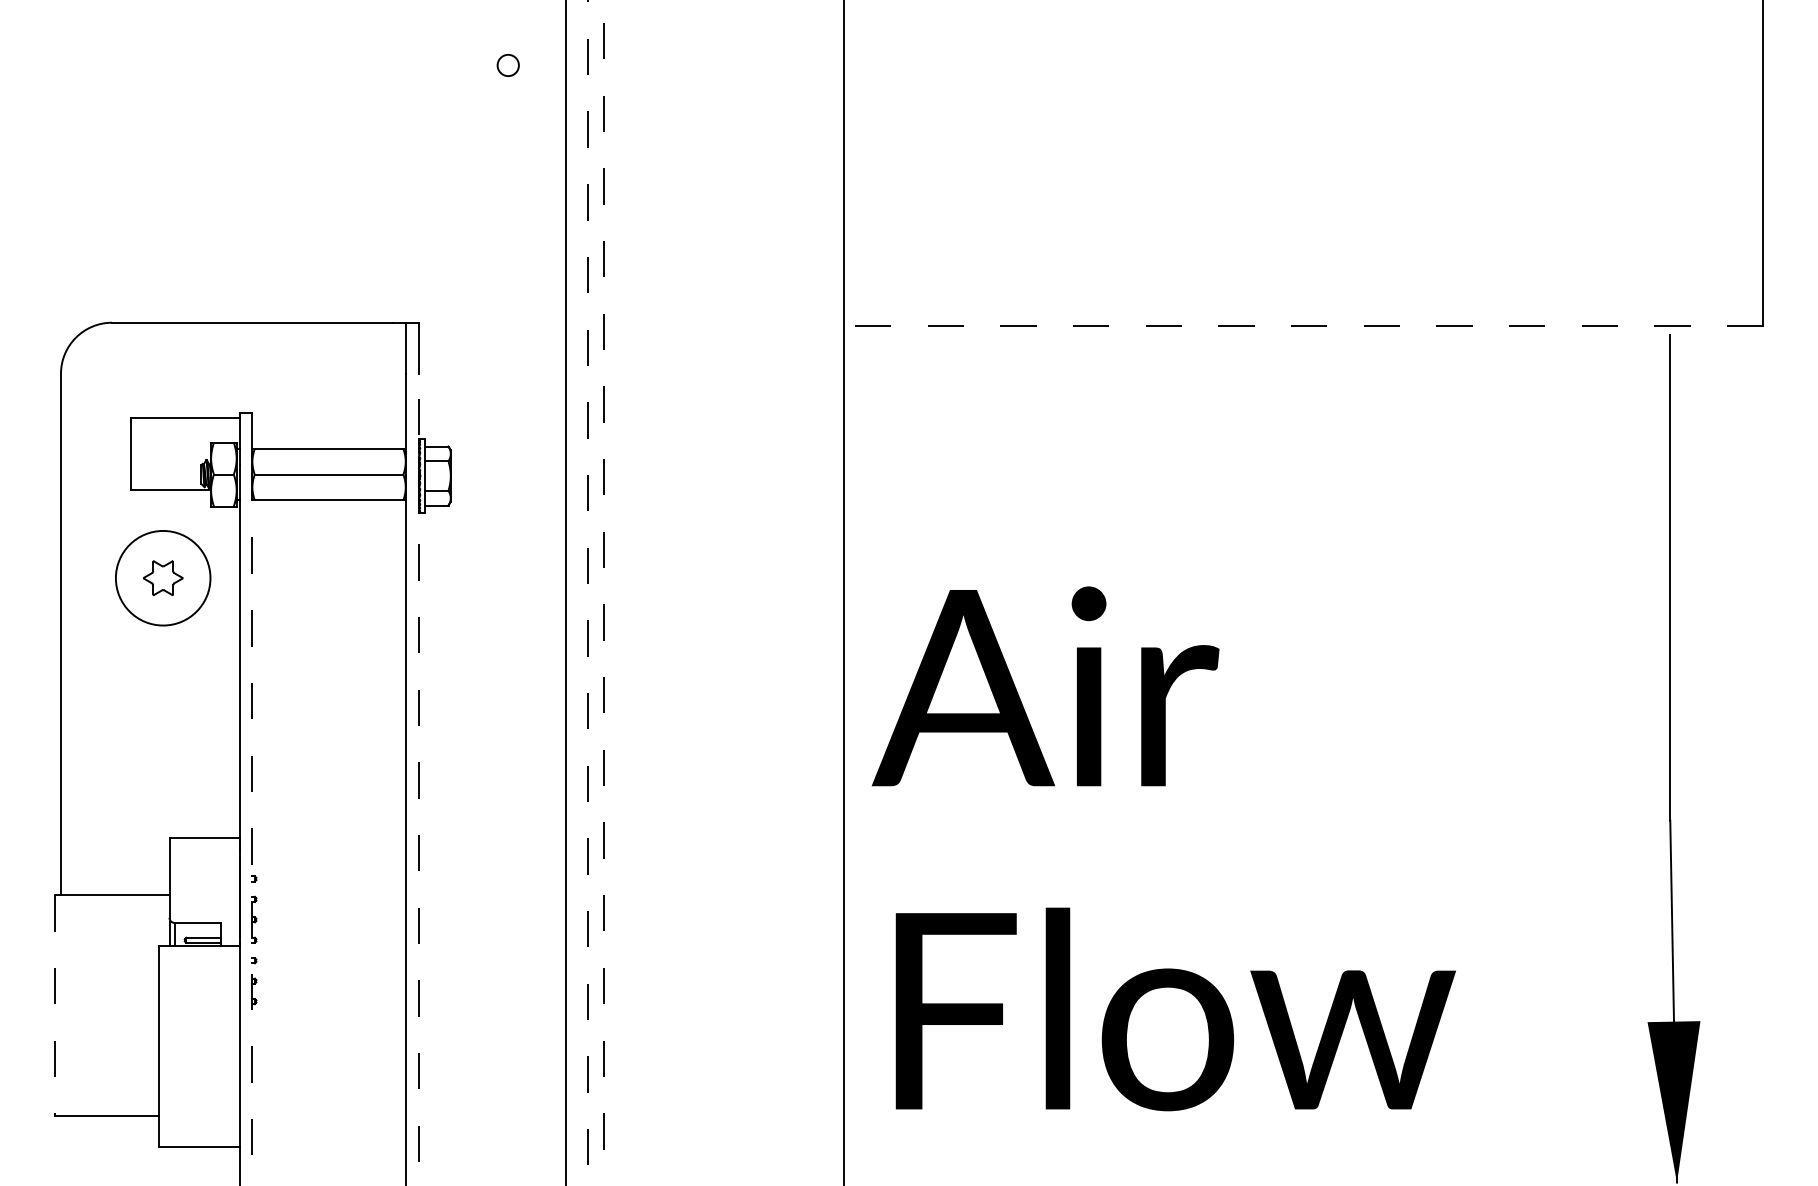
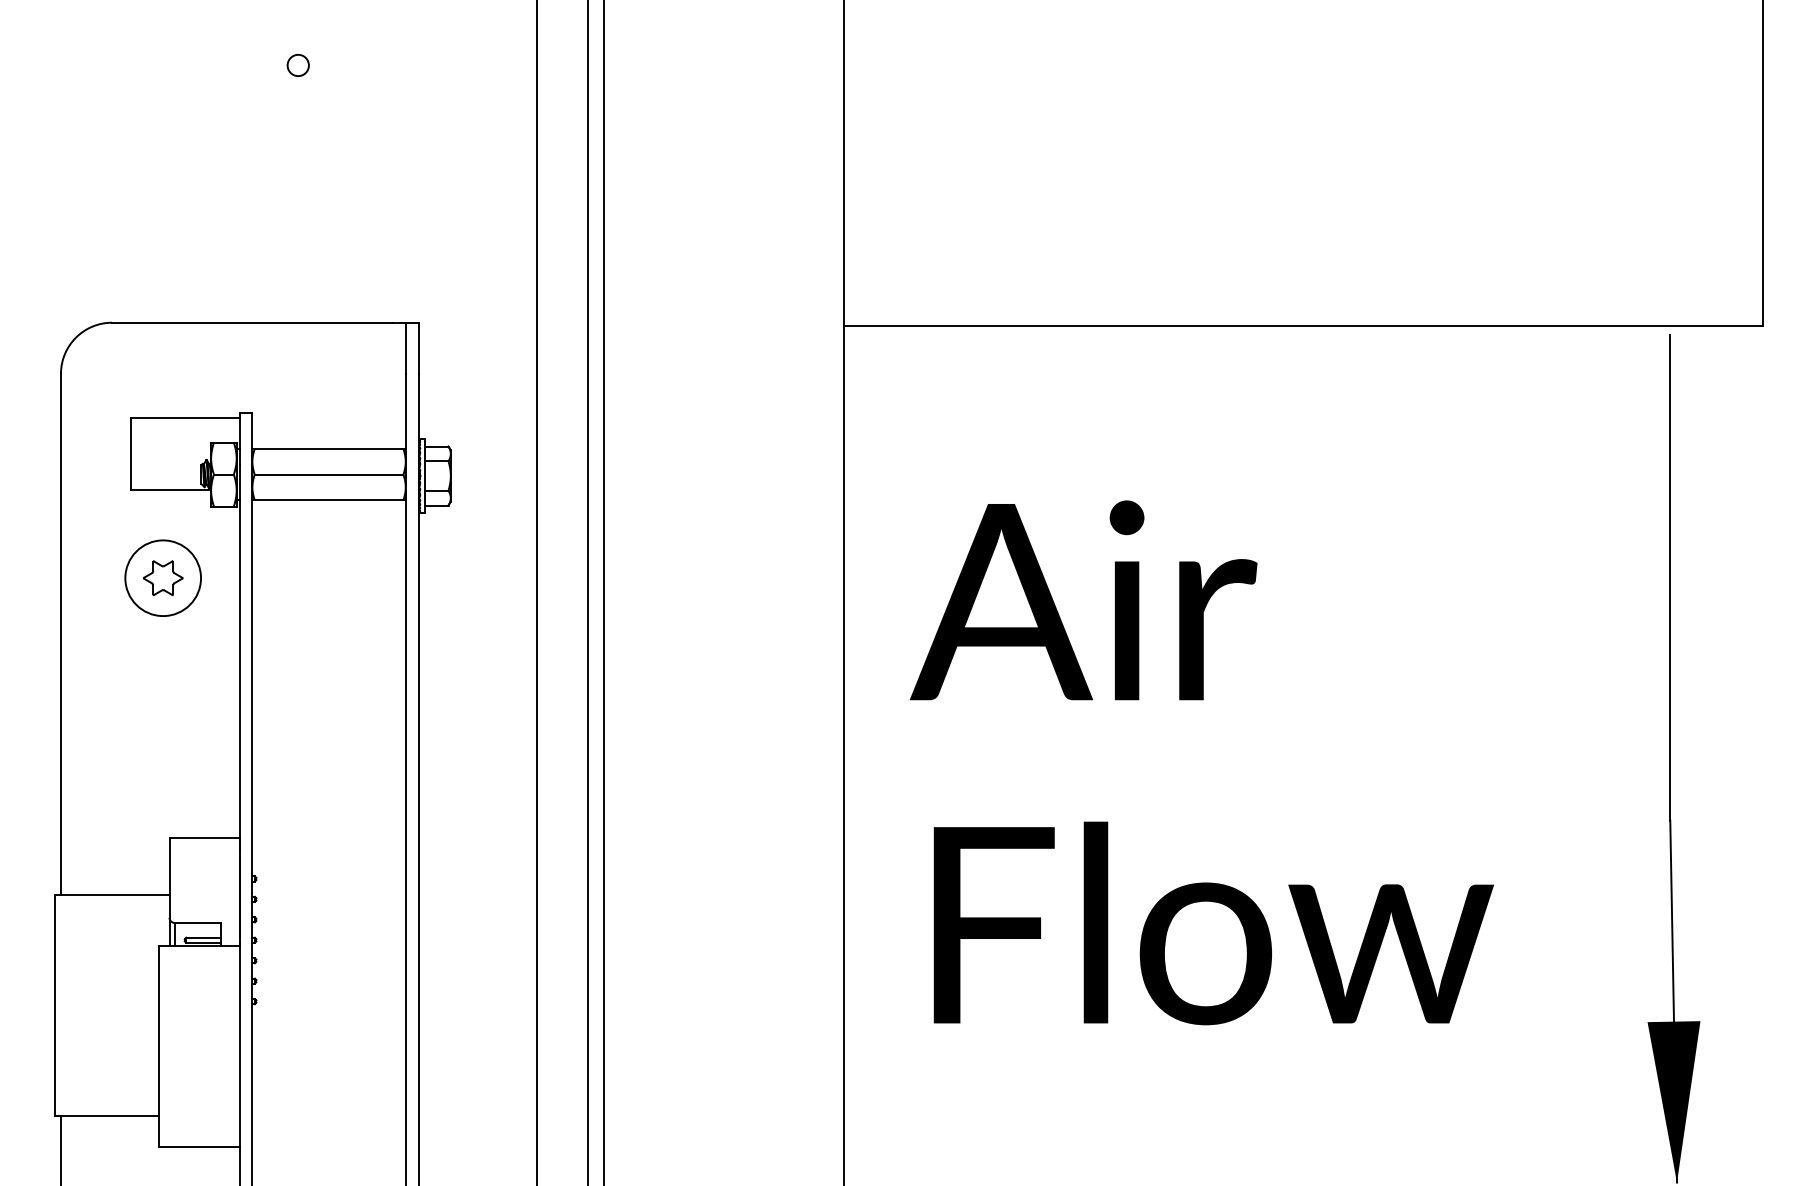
circle position: (507, 65) -> (297, 65) (297, 65)
line: dashed -> solid (1303, 326)
circle diameter: 95 px -> 76 px (163, 578)
line position: (565, 592) -> (536, 592) (536, 592)
line: dashed -> solid (603, 593)
line: dashed -> solid (588, 594)
line: dashed -> solid (418, 779)
line: dashed -> solid (252, 825)
text position: (1163, 848) -> (1201, 762) (1201, 762)
line: dashed -> solid (54, 1006)
line: none -> present (60, 1148)
